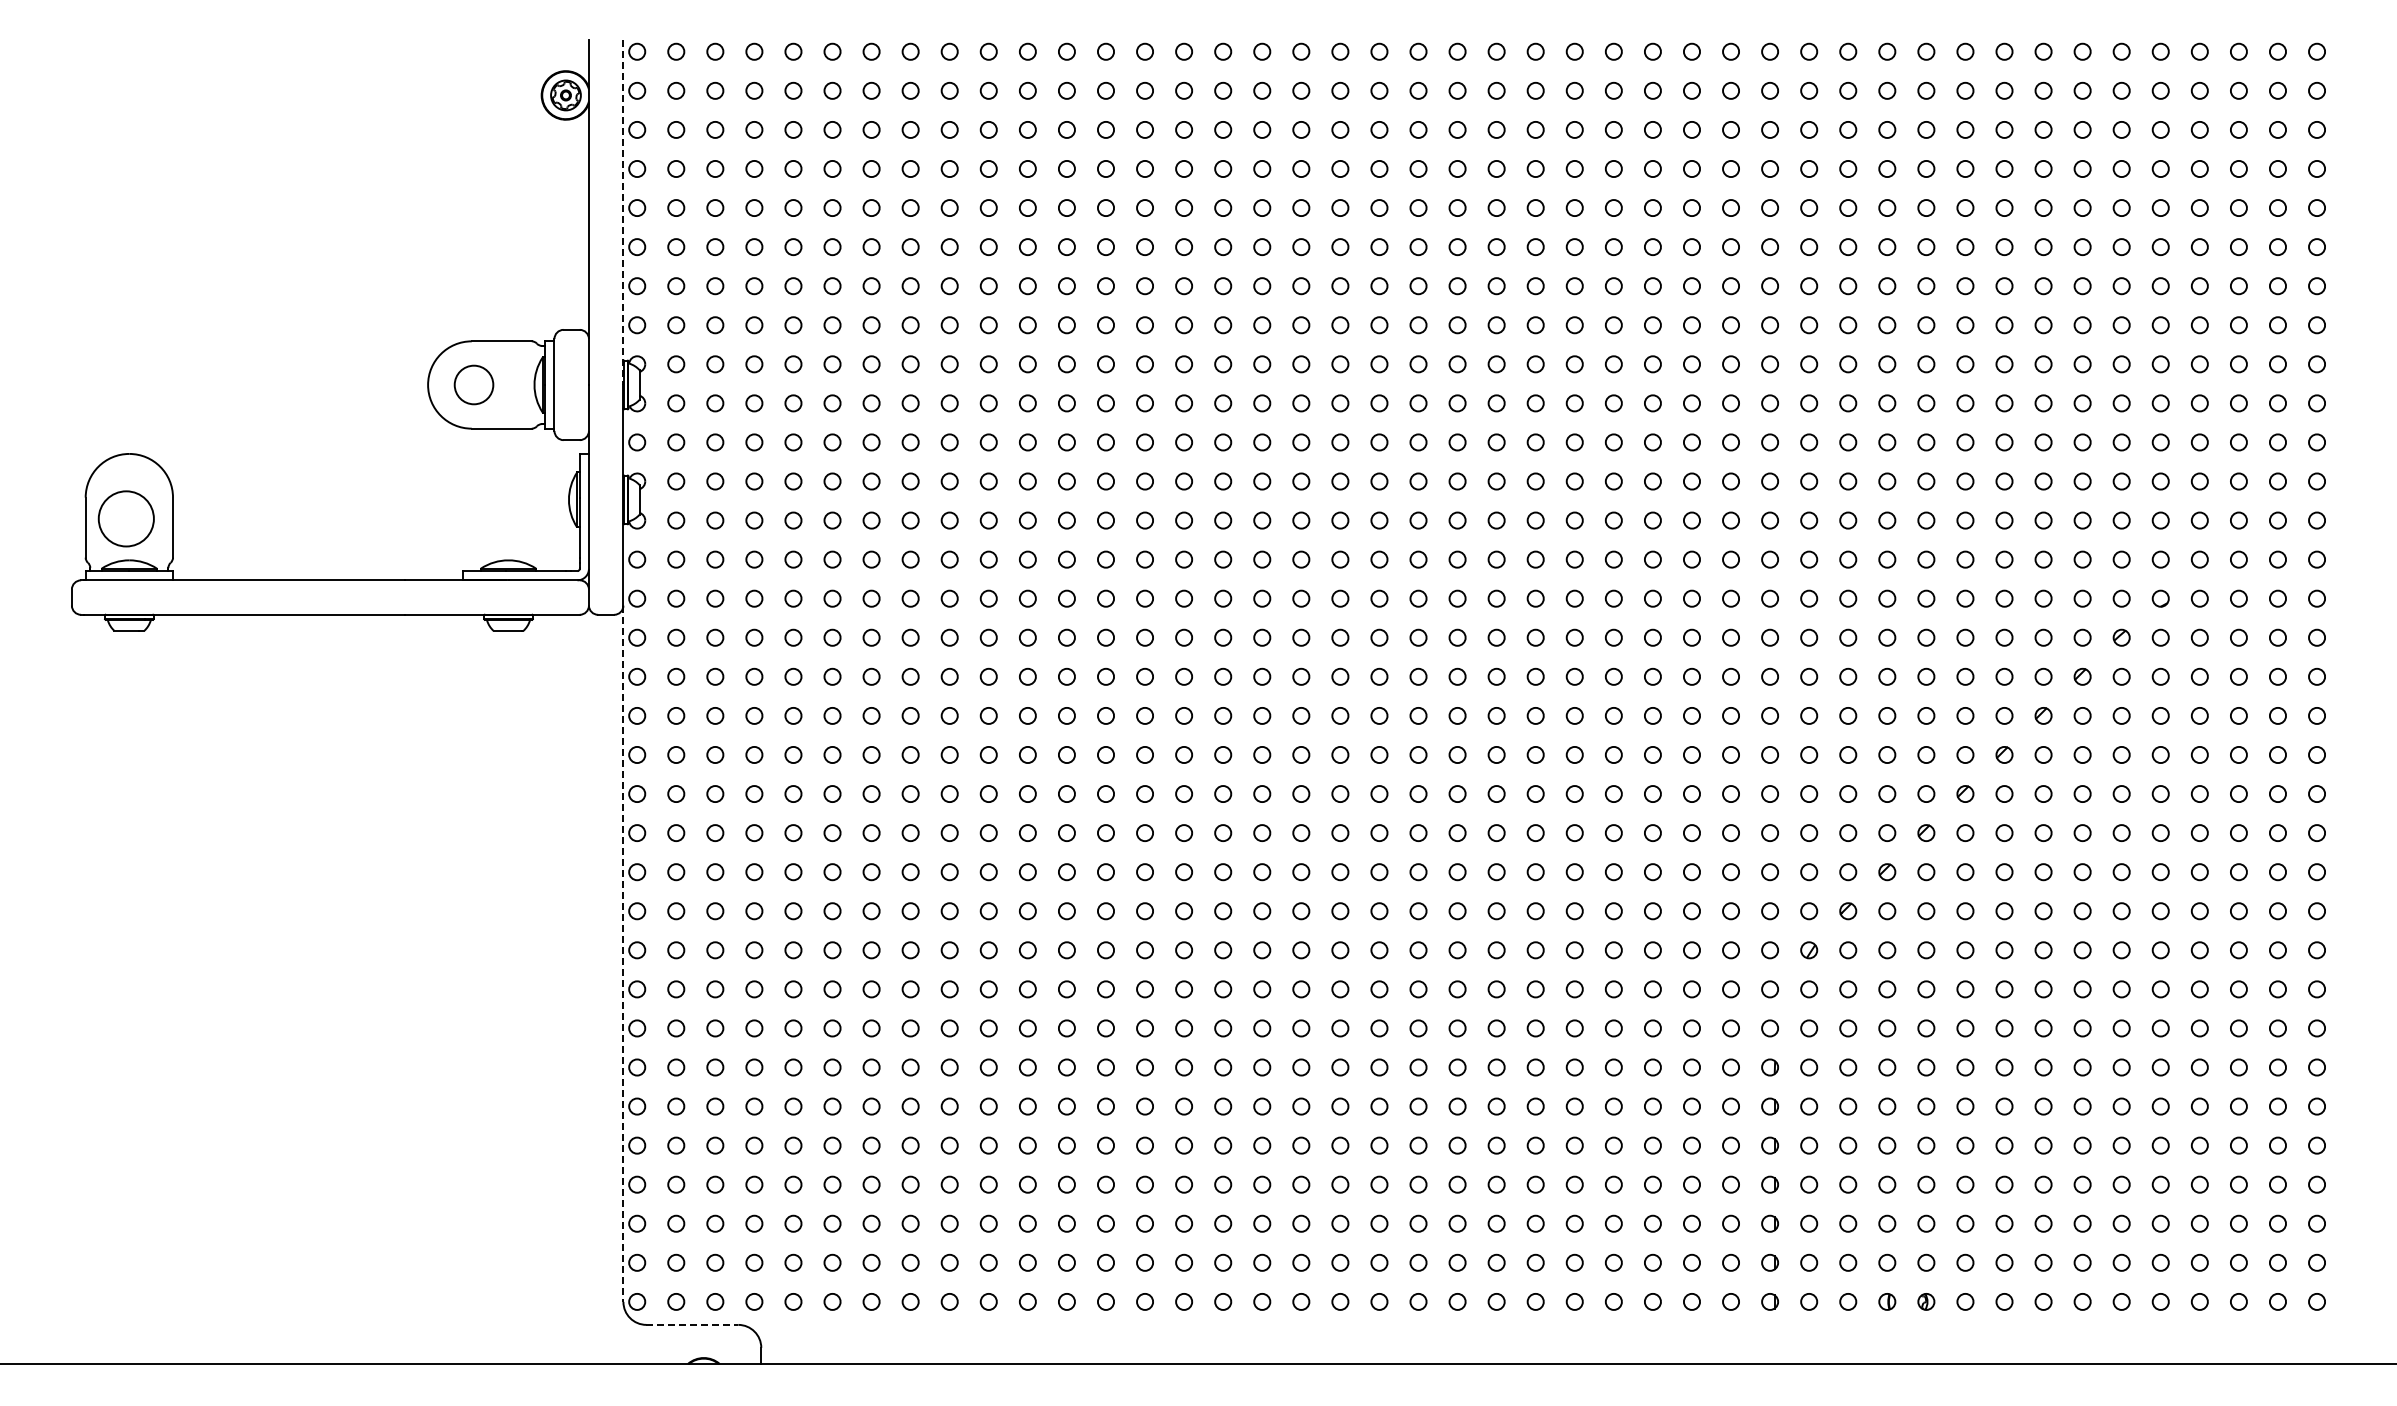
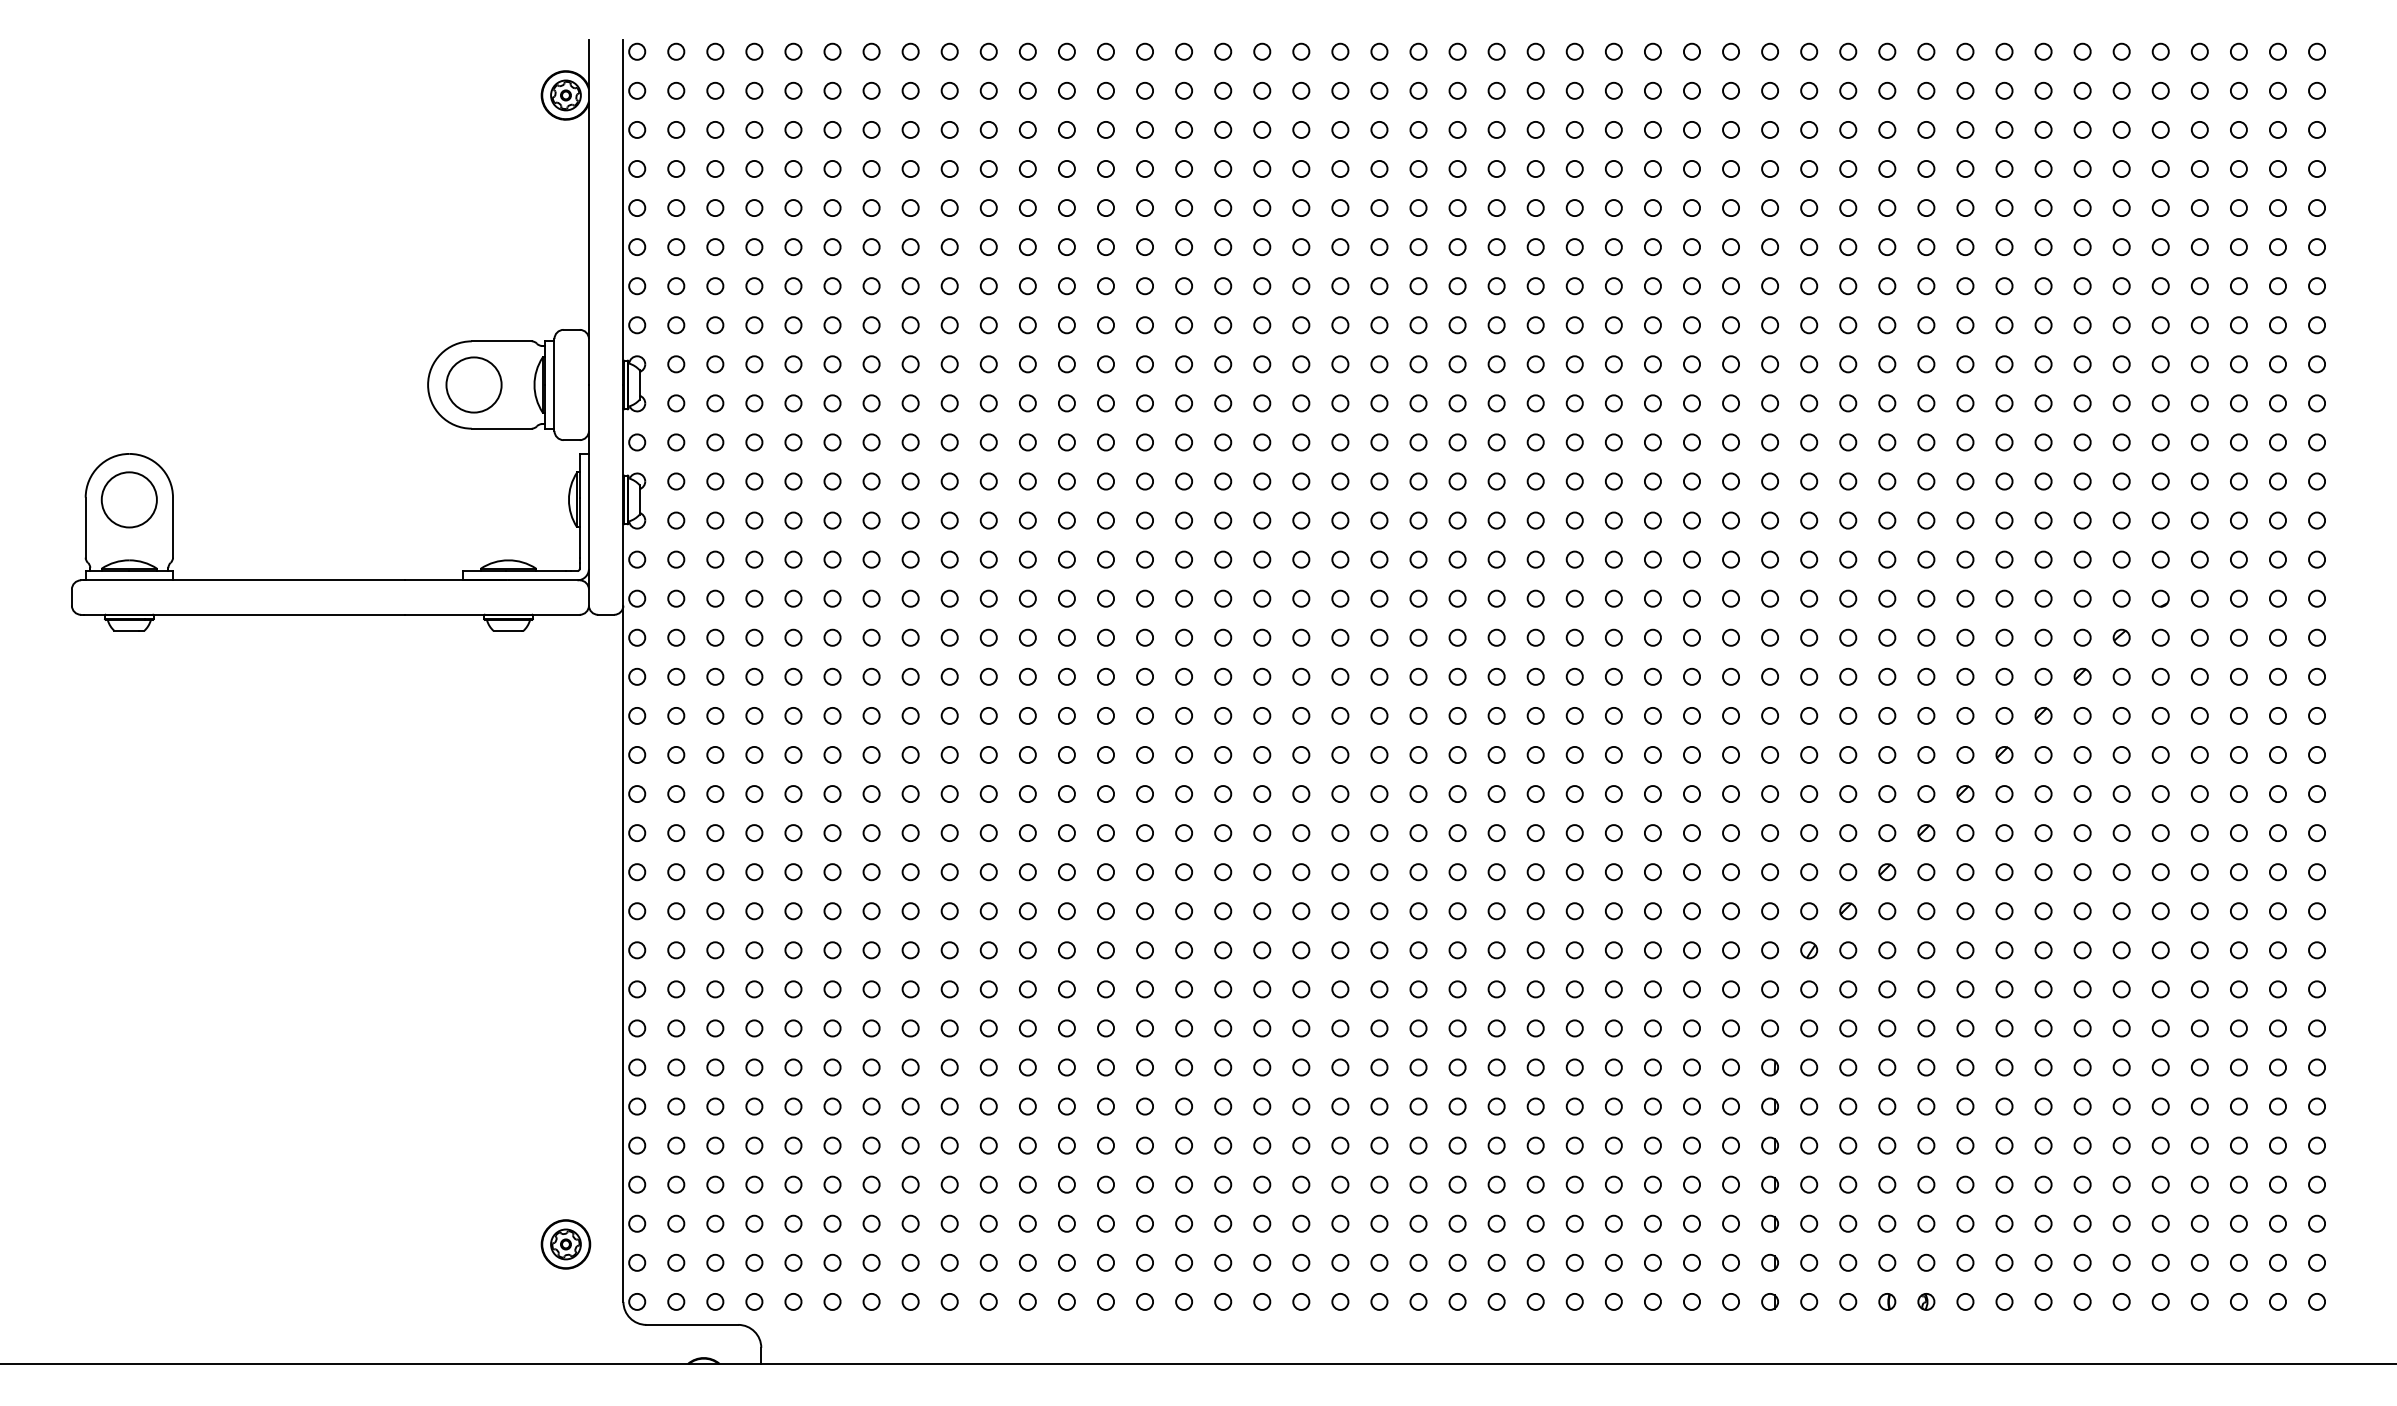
line: dashed -> solid (623, 213)
circle size: 42x42 px -> 58x58 px (473, 384)
circle position: (125, 518) -> (128, 499) (128, 499)
line: dashed -> solid (623, 954)
part: none -> present (565, 1244)
line: dashed -> solid (692, 1324)
